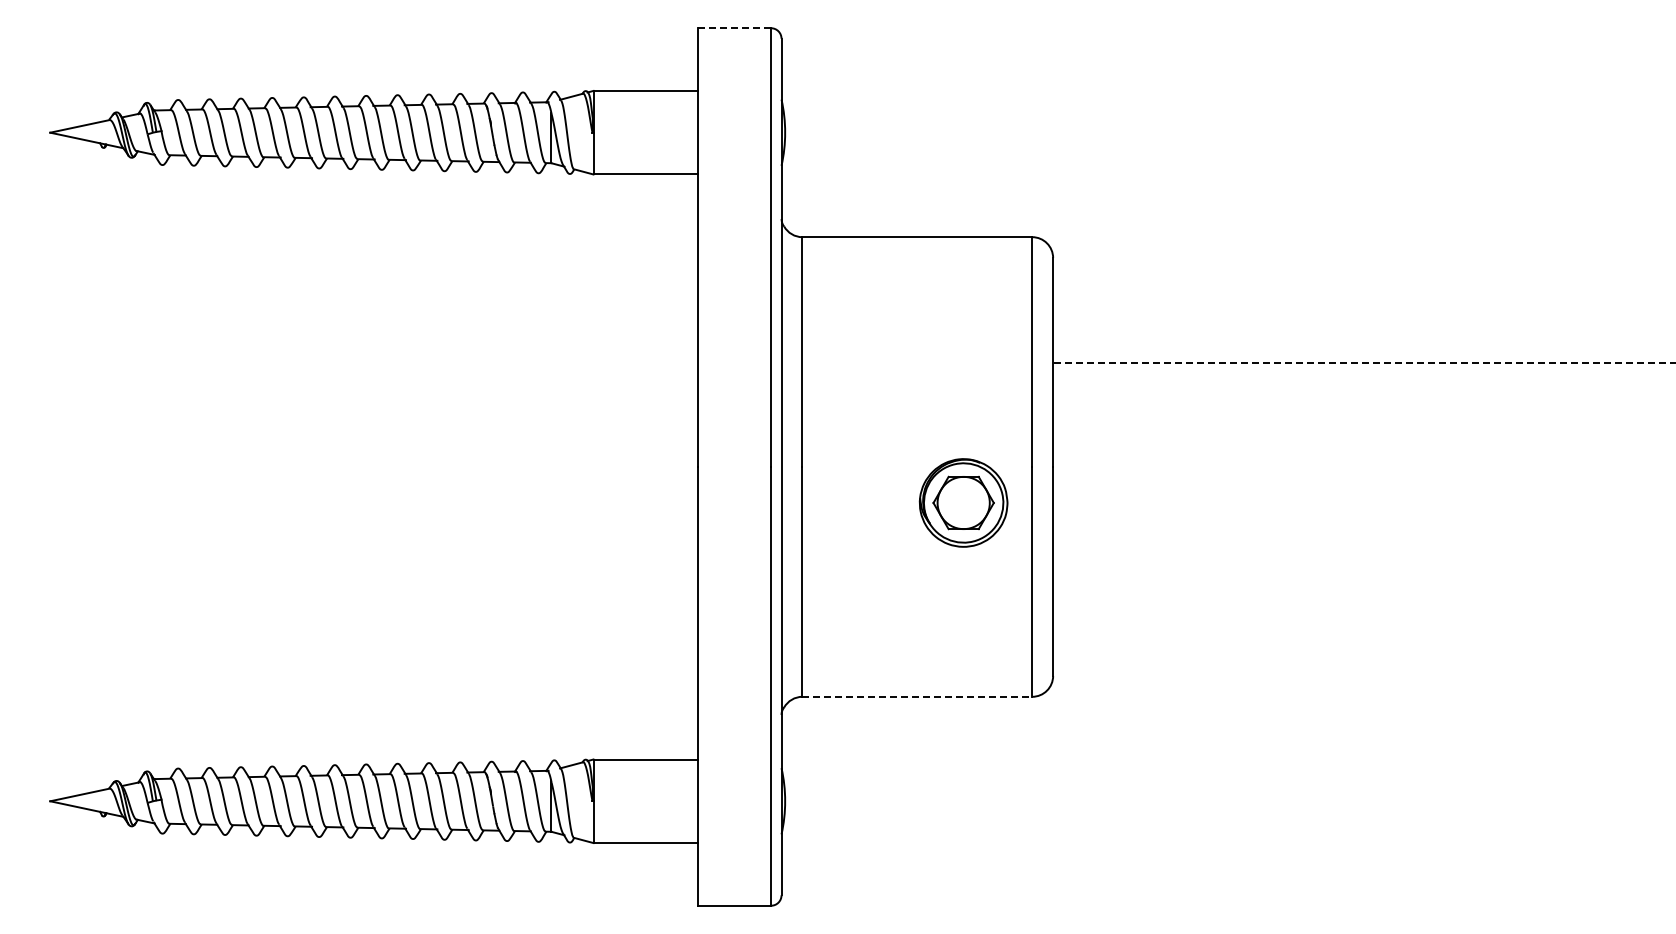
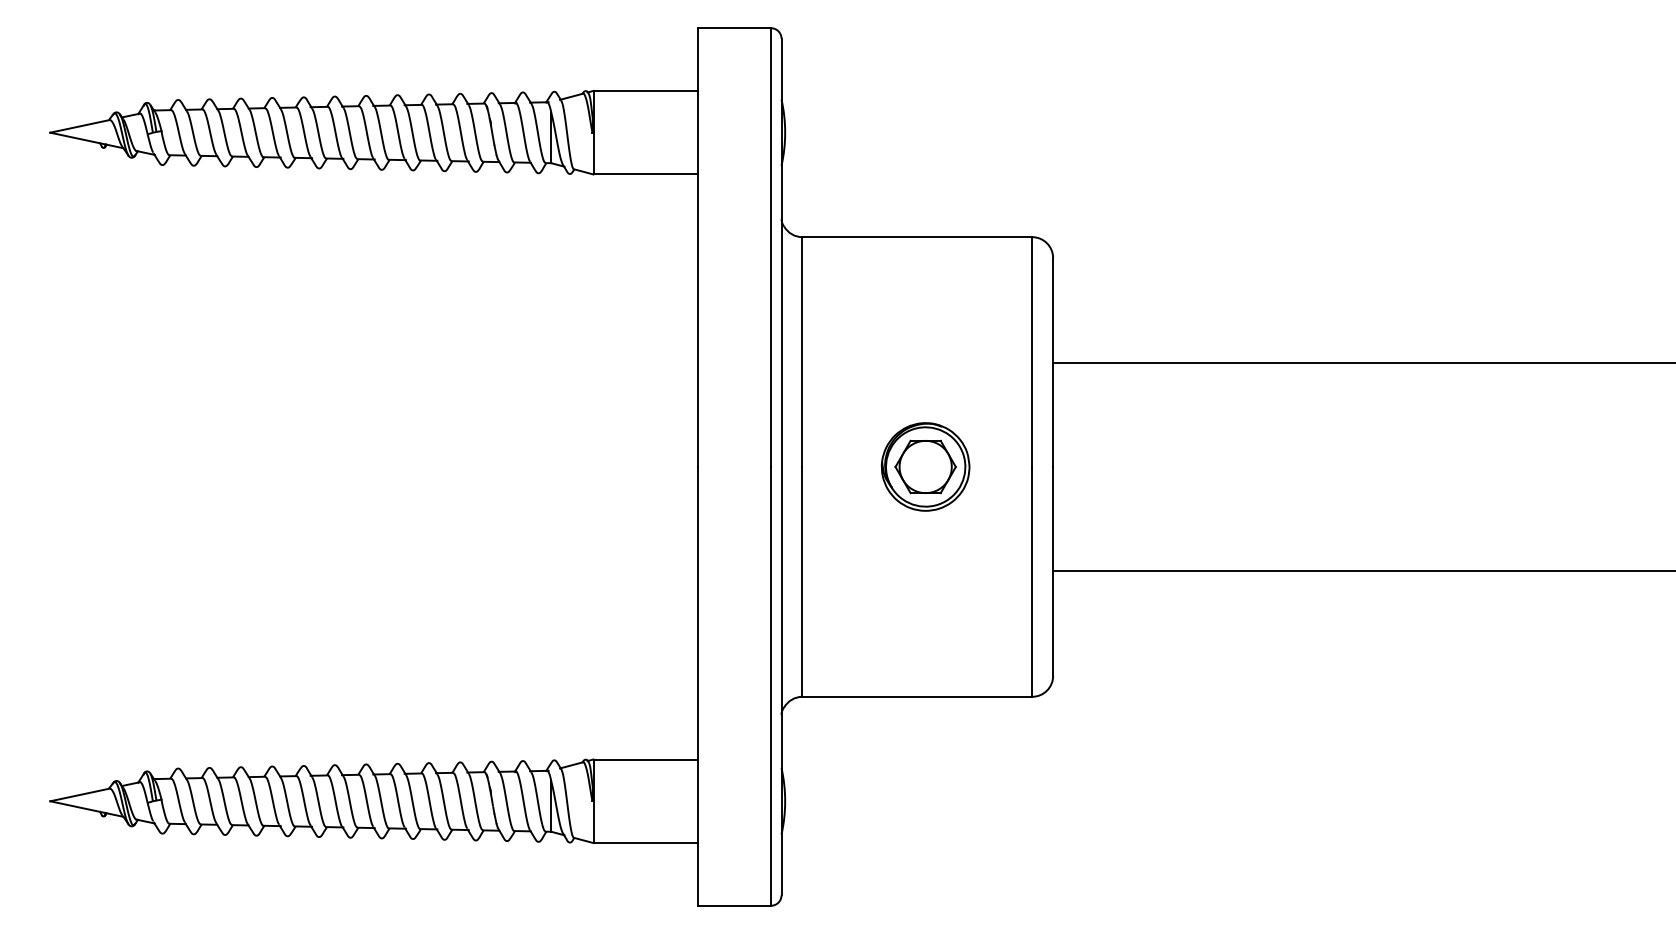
line: dashed -> solid (734, 28)
line: dashed -> solid (1364, 362)
part position: (963, 502) -> (925, 466) (925, 466)
line: none -> present (1362, 571)
line: dashed -> solid (917, 696)
